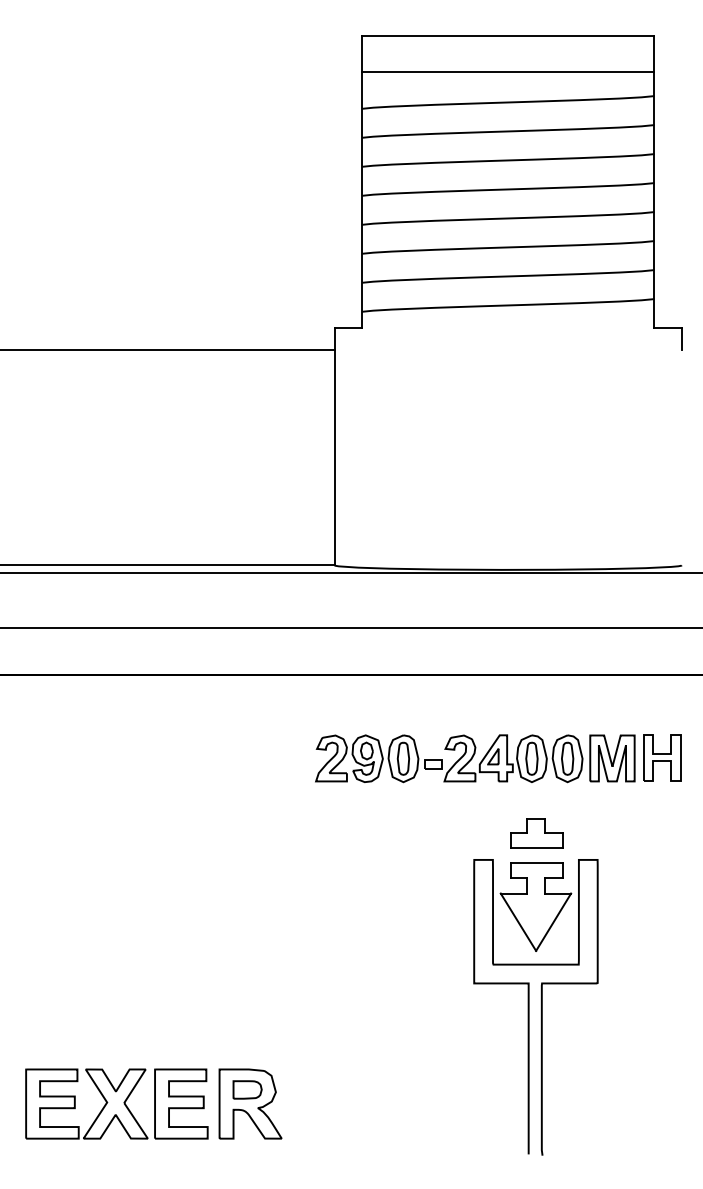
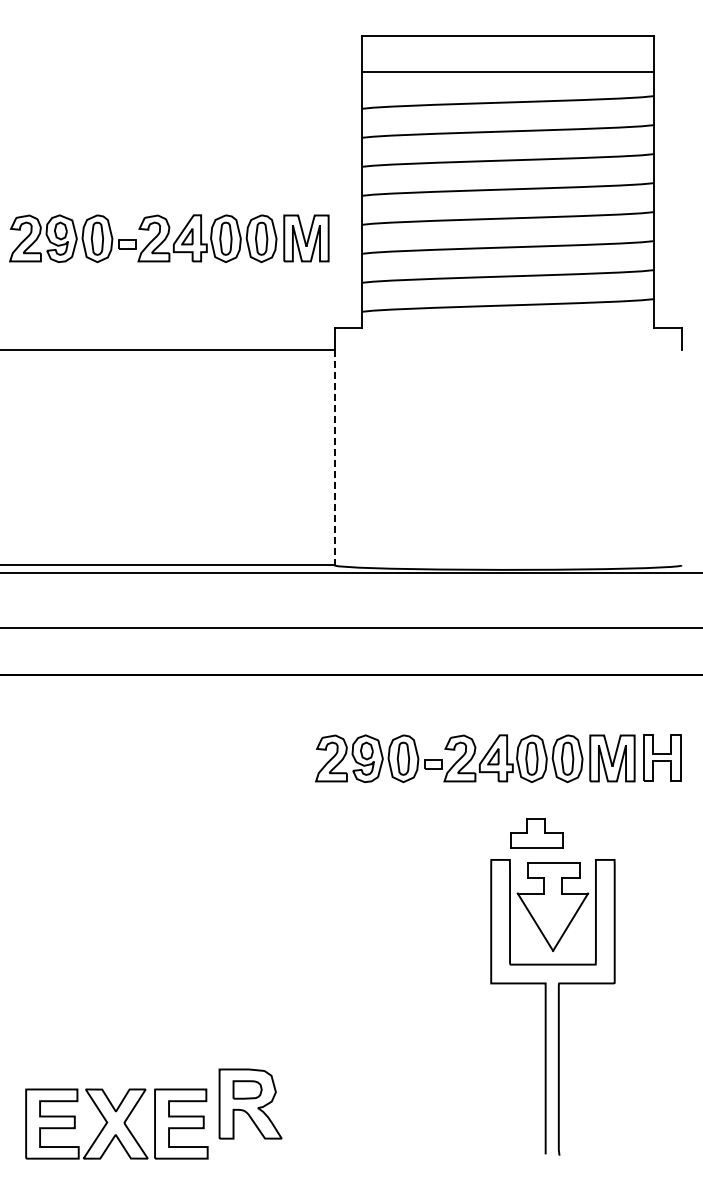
part: none -> present (169, 238)
line: solid -> dashed (334, 457)
part position: (535, 1007) -> (552, 1007) (552, 1007)
part position: (116, 1103) -> (116, 1123) (116, 1123)
